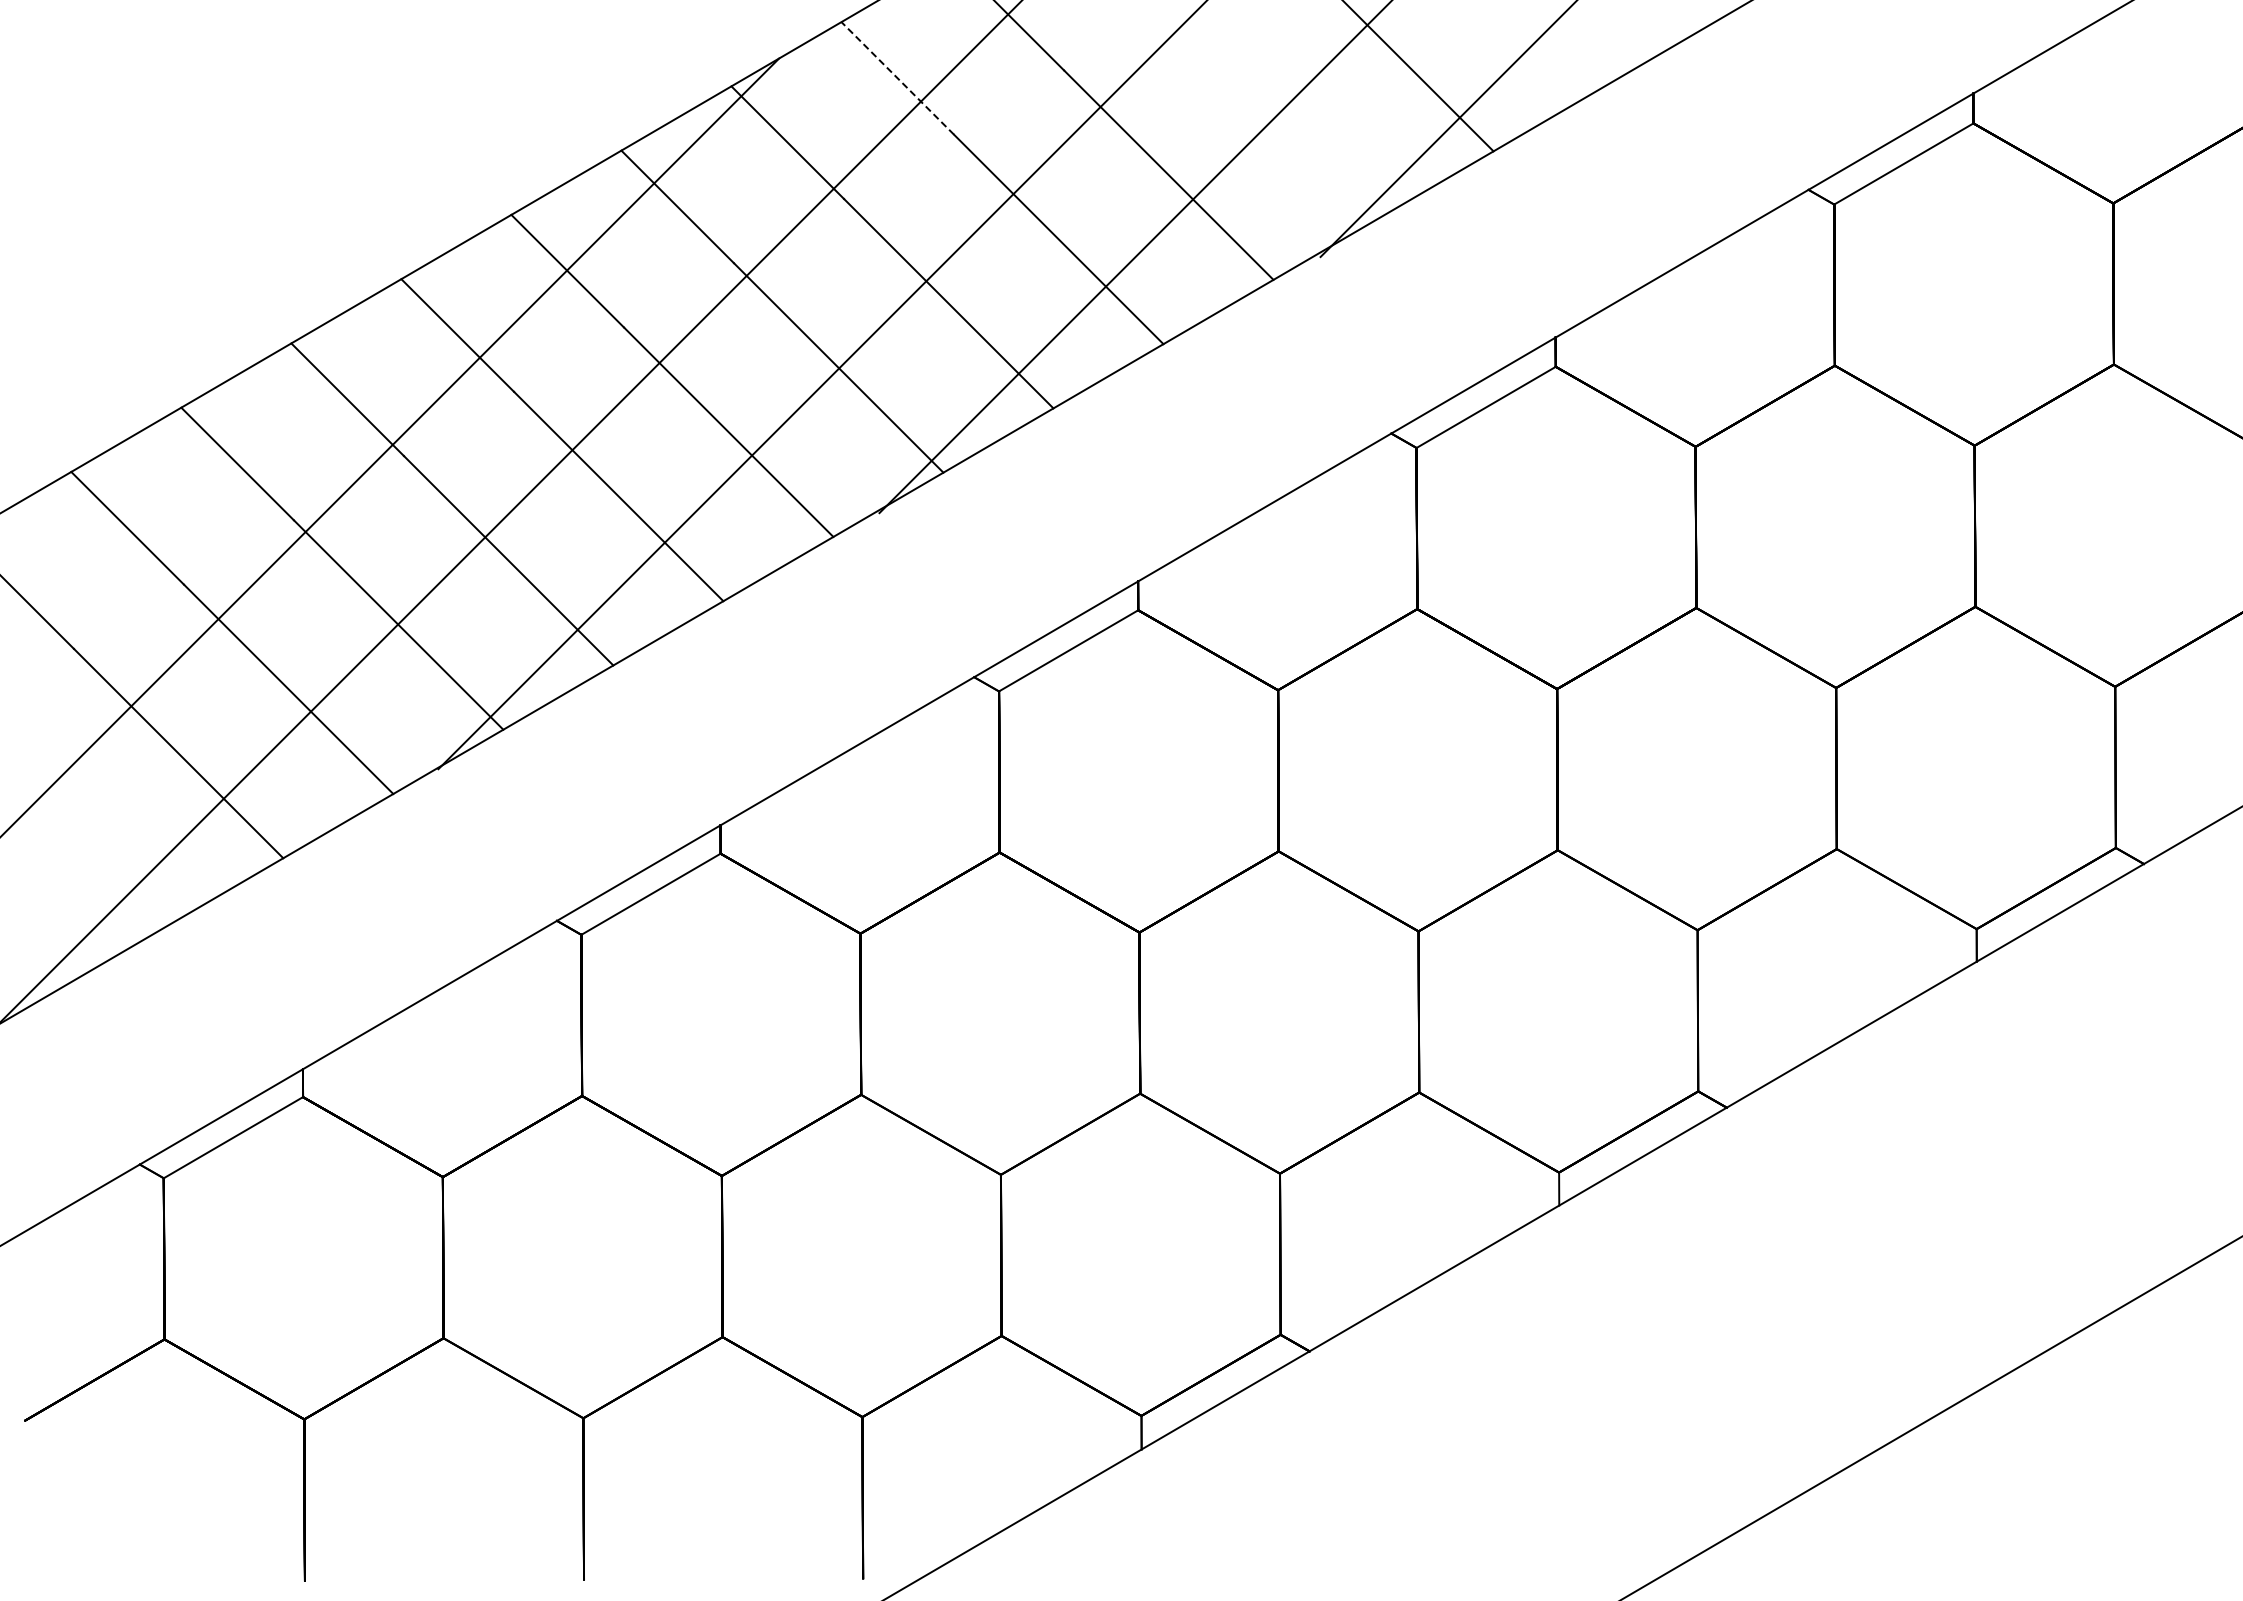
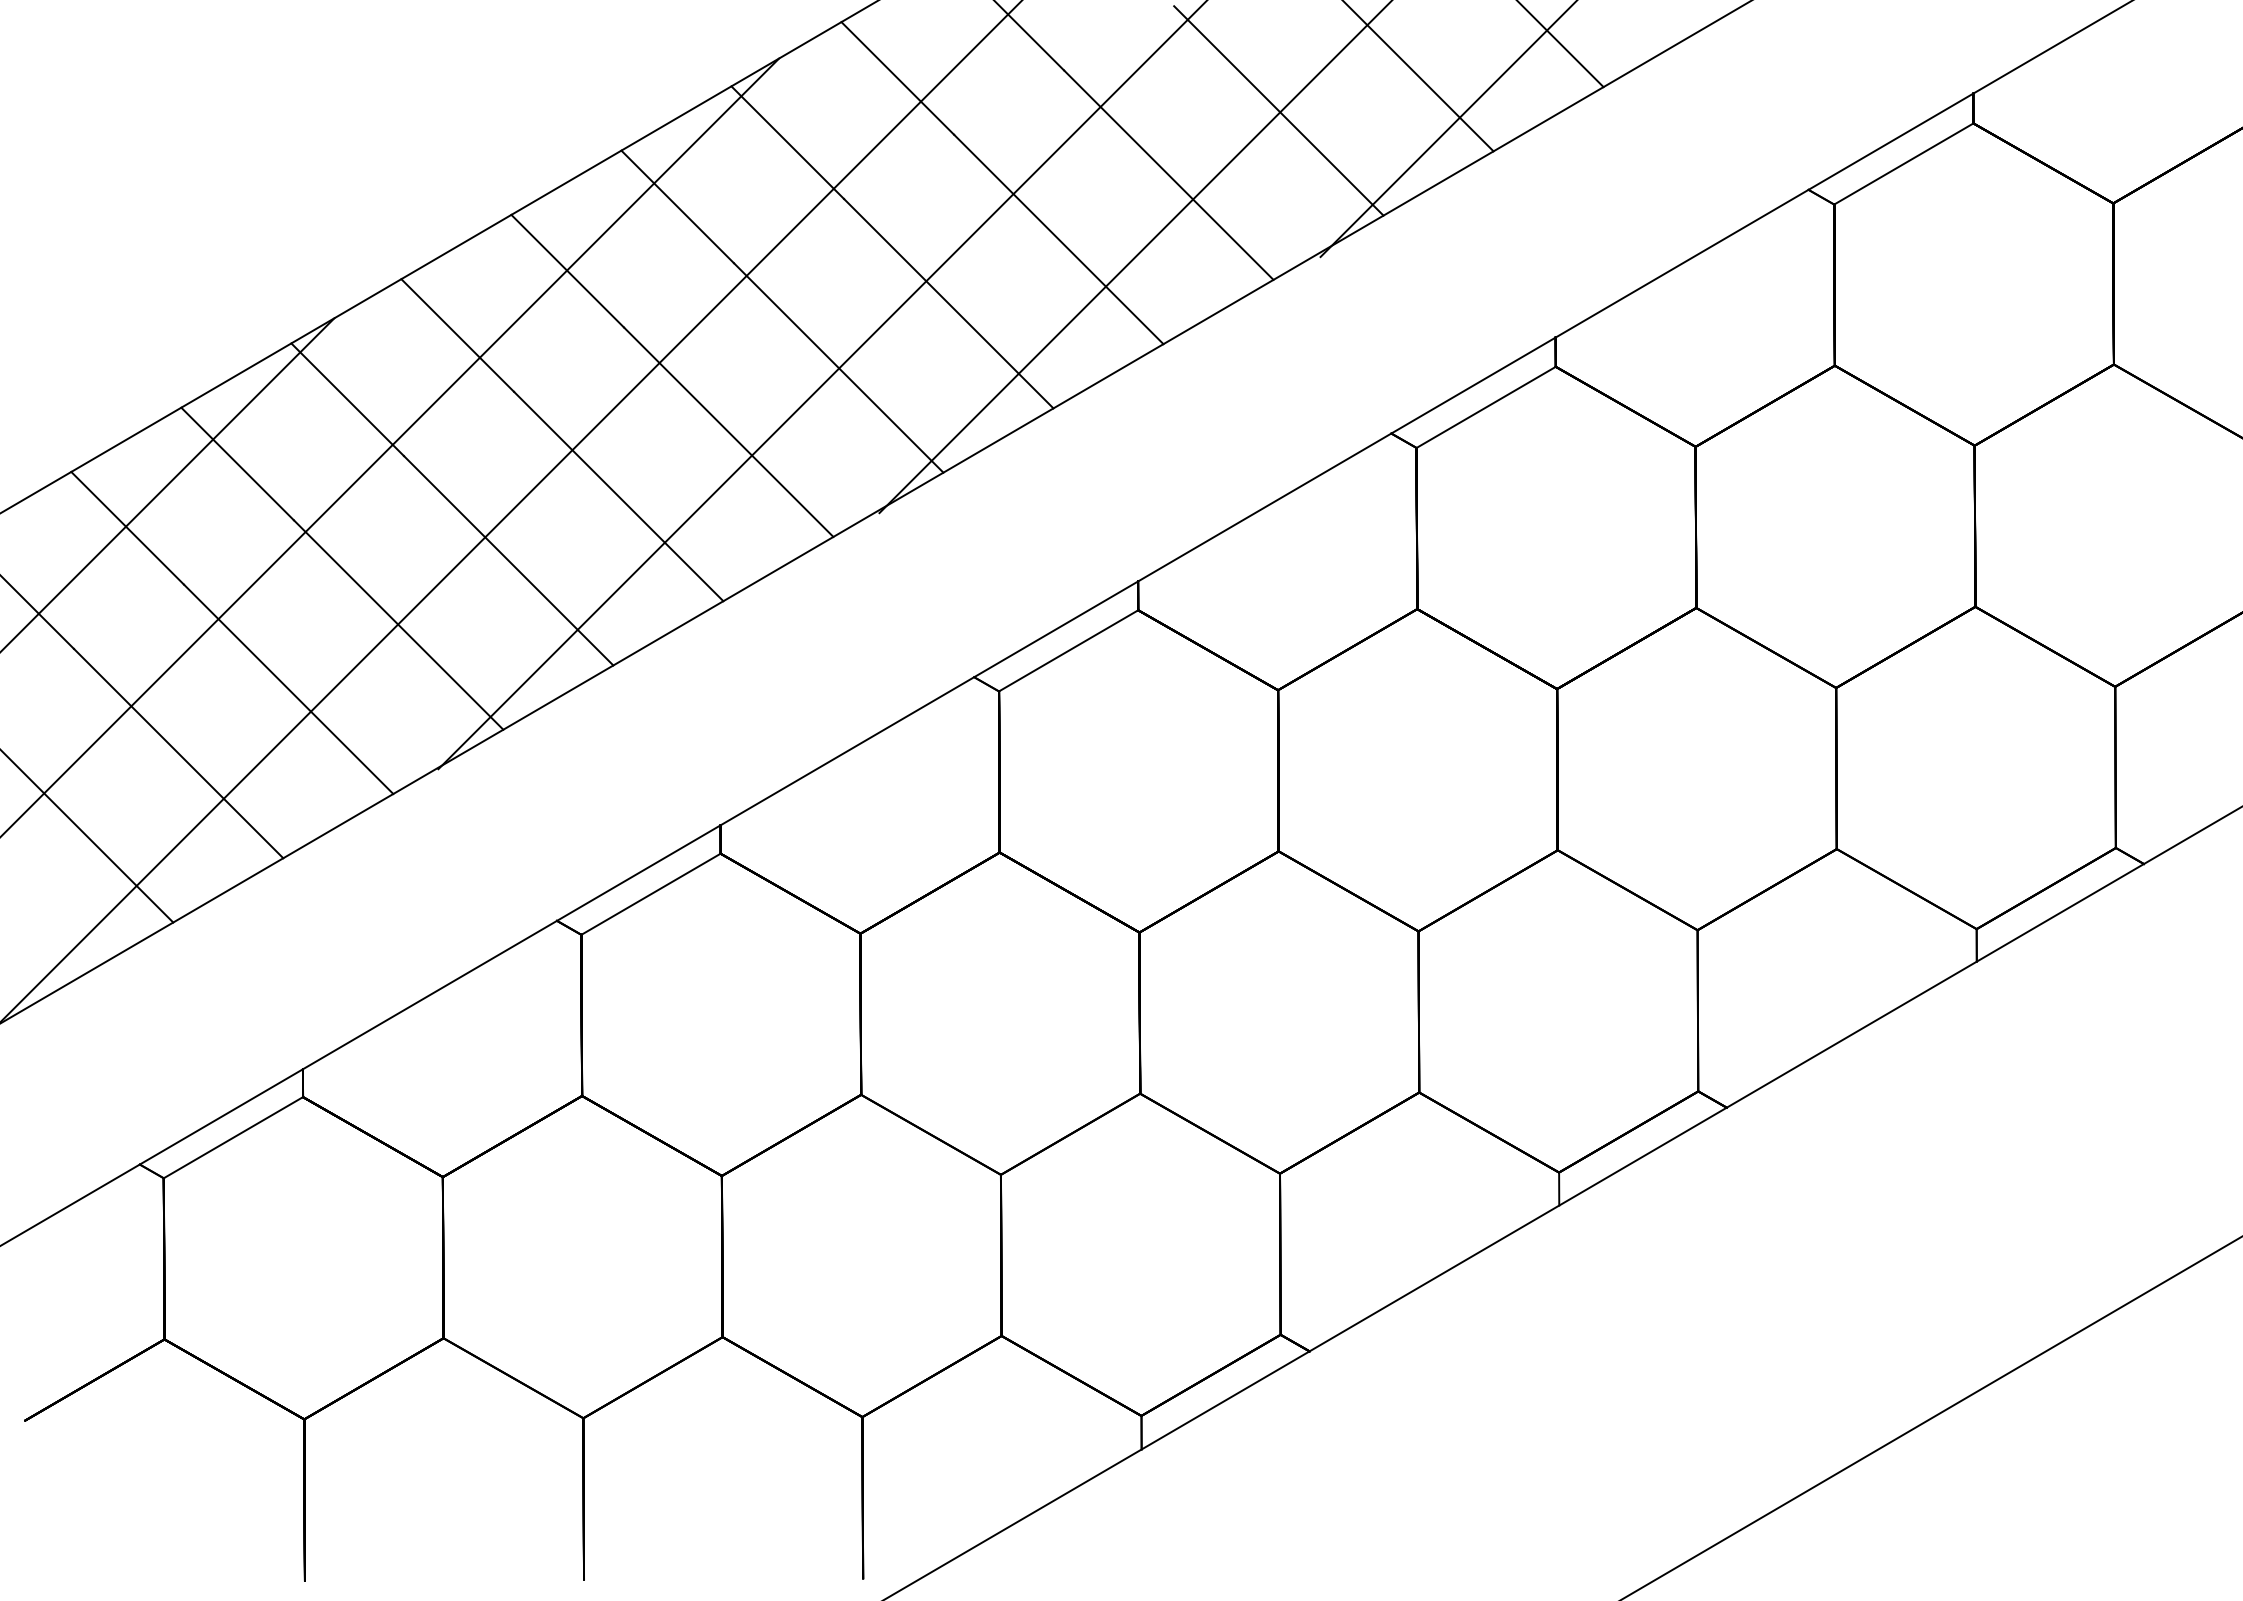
line: none -> present (1560, 44)
line: dashed -> solid (897, 78)
line: none -> present (1278, 110)
line: none -> present (168, 484)
line: none -> present (87, 836)
